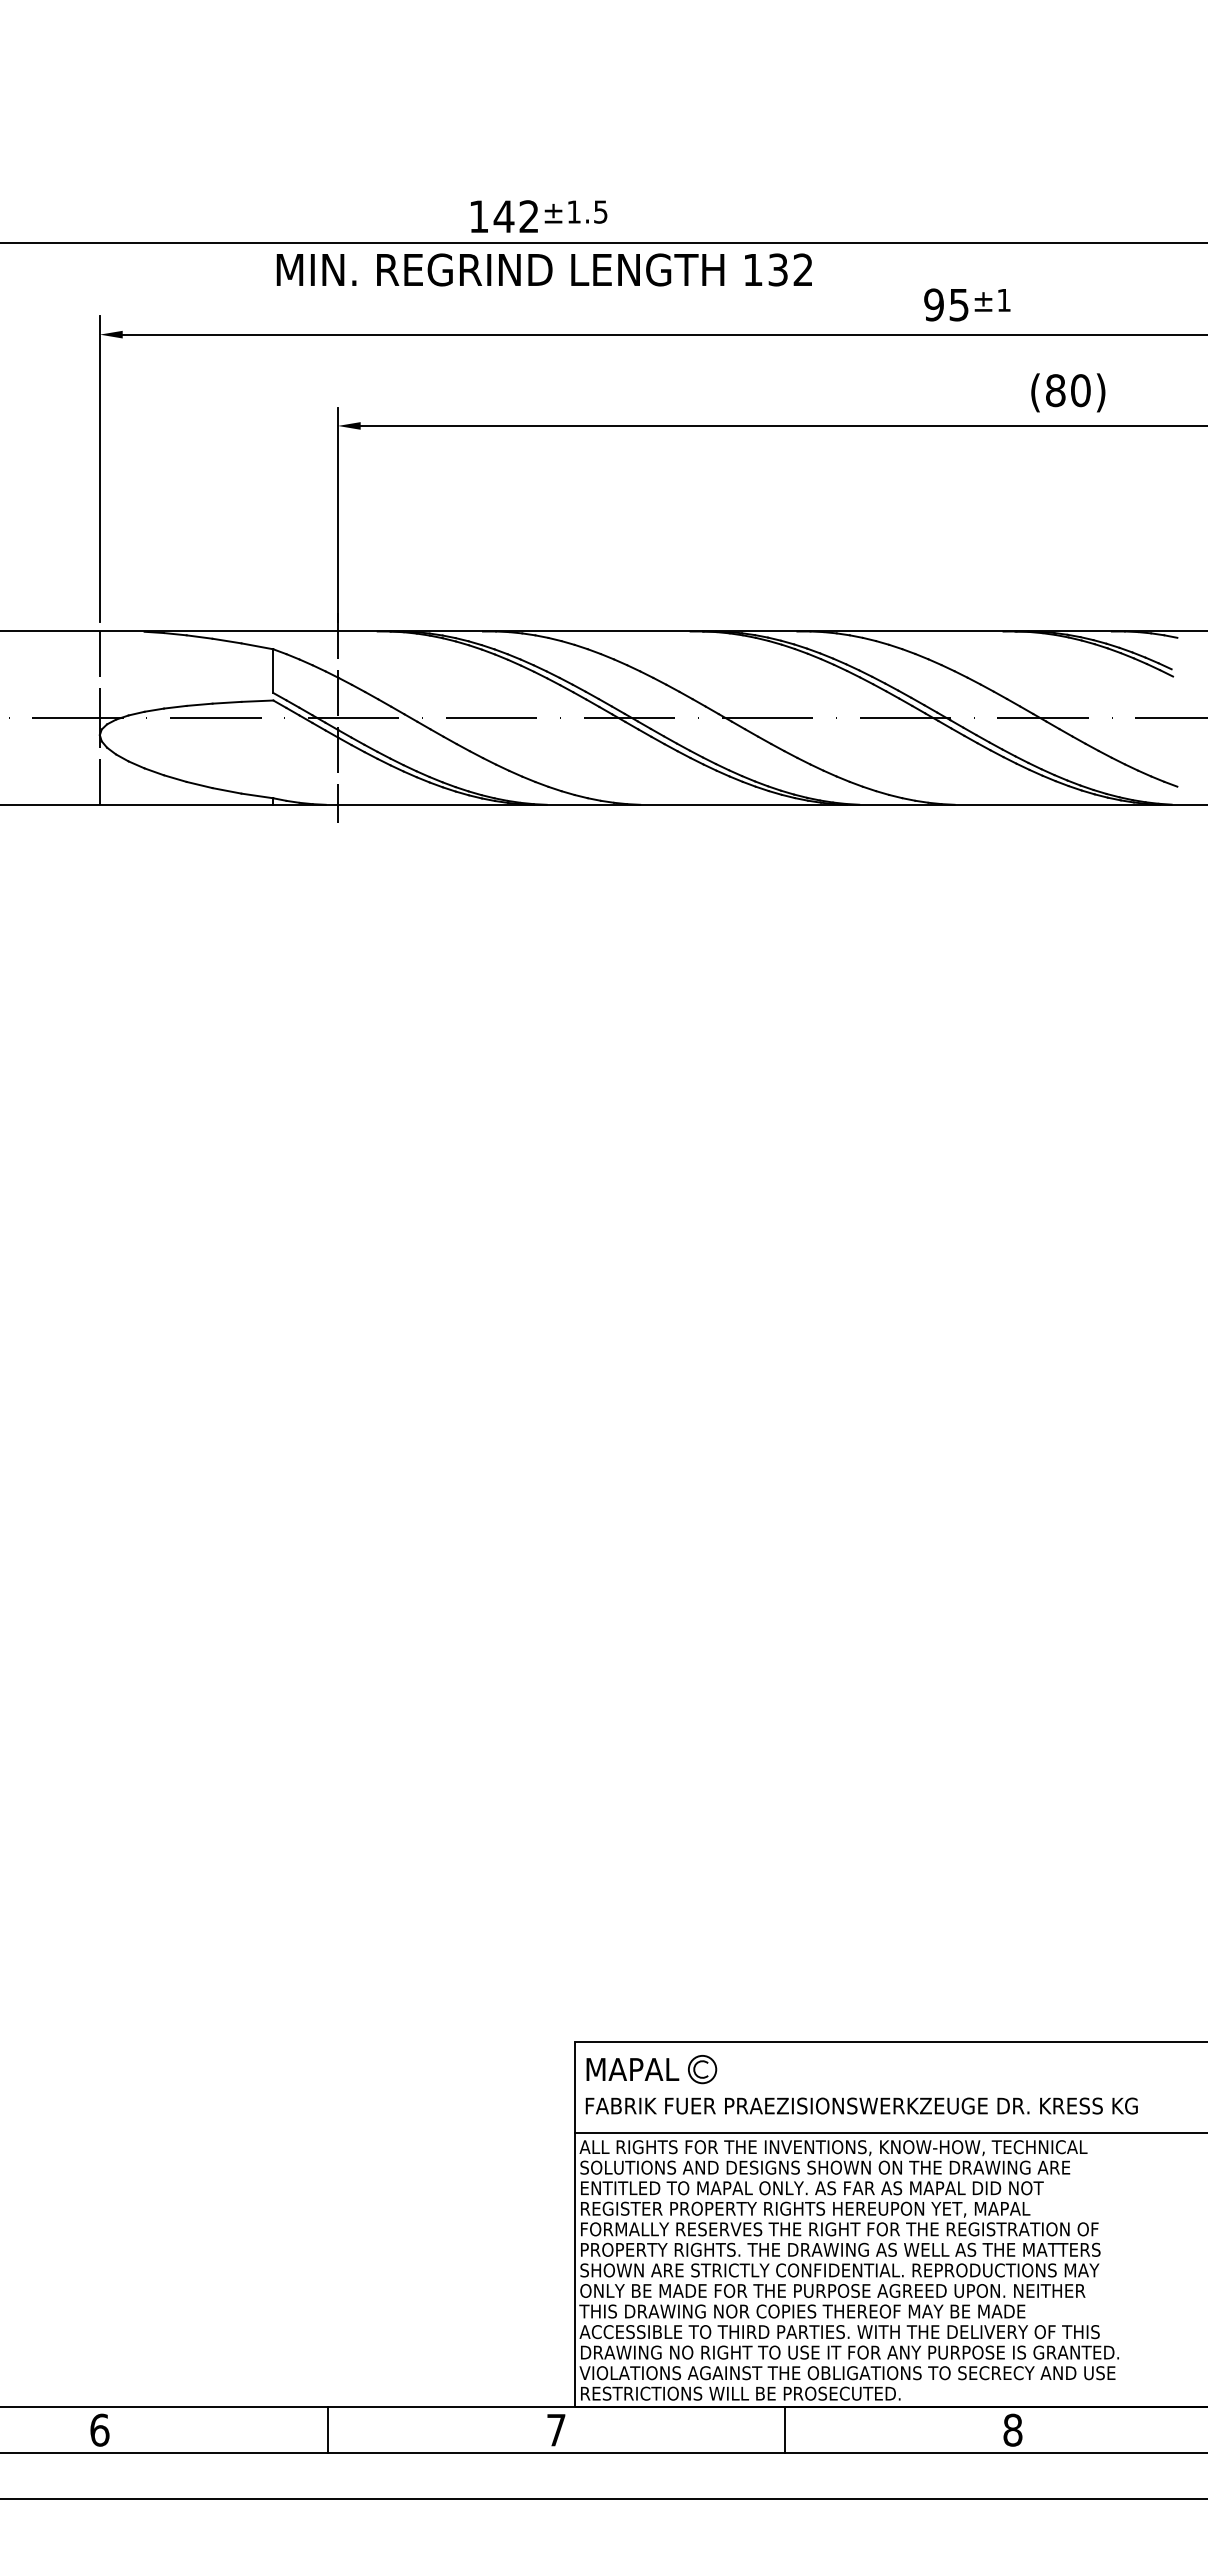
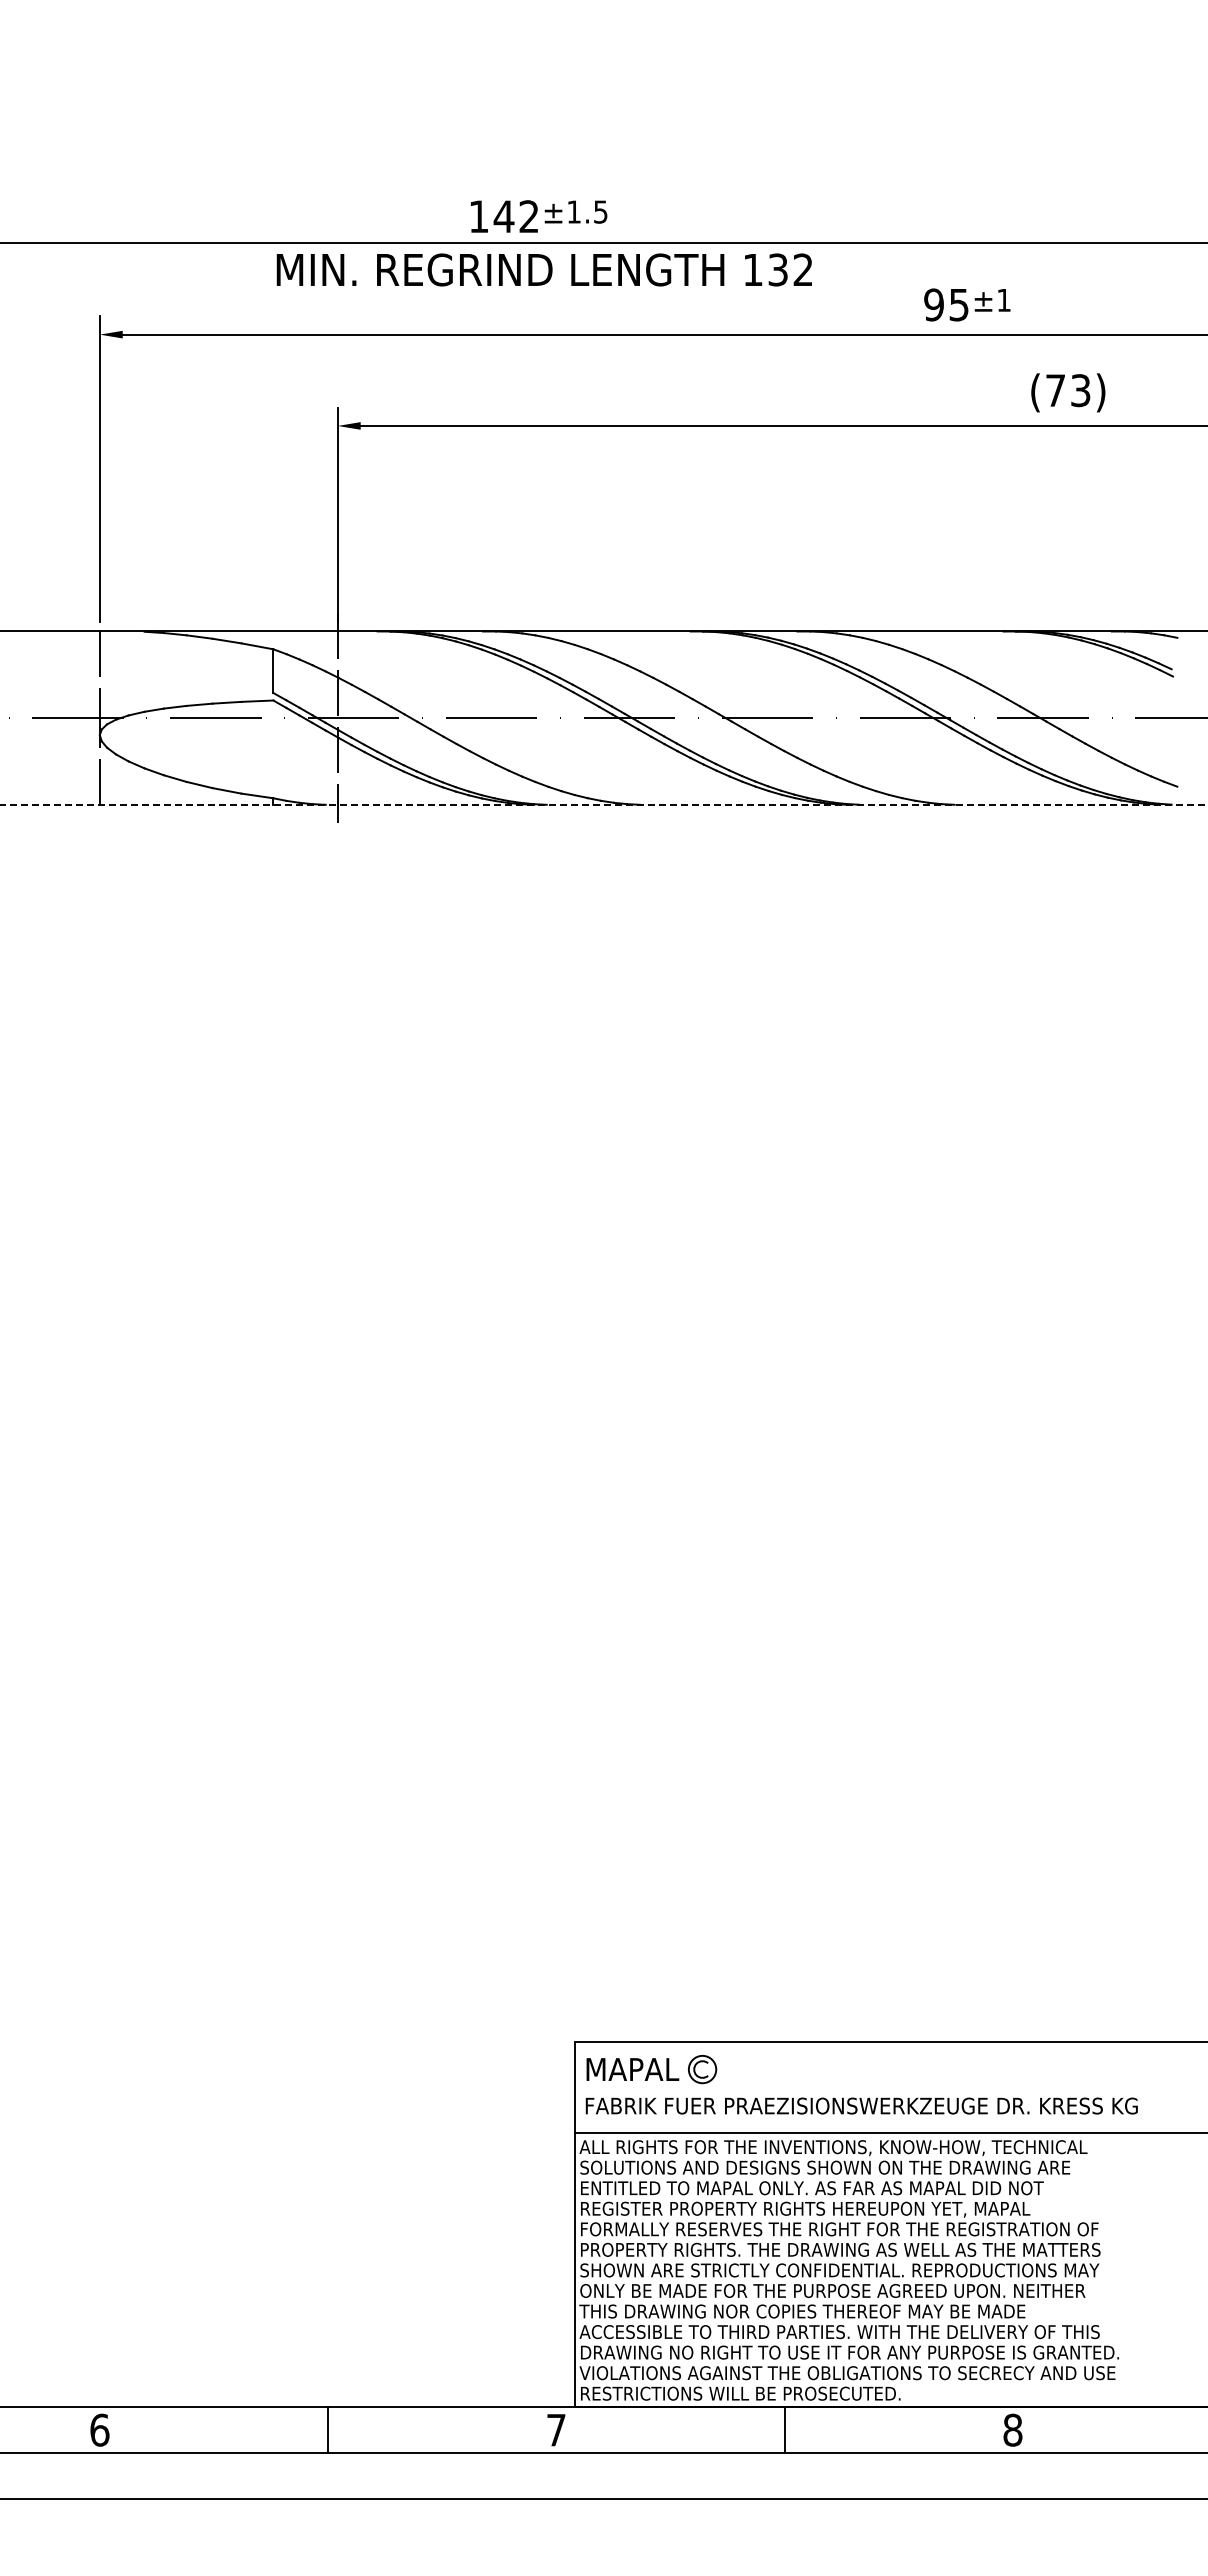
text: (80) -> (73) (1068, 390)
line: solid -> dashed (604, 804)
